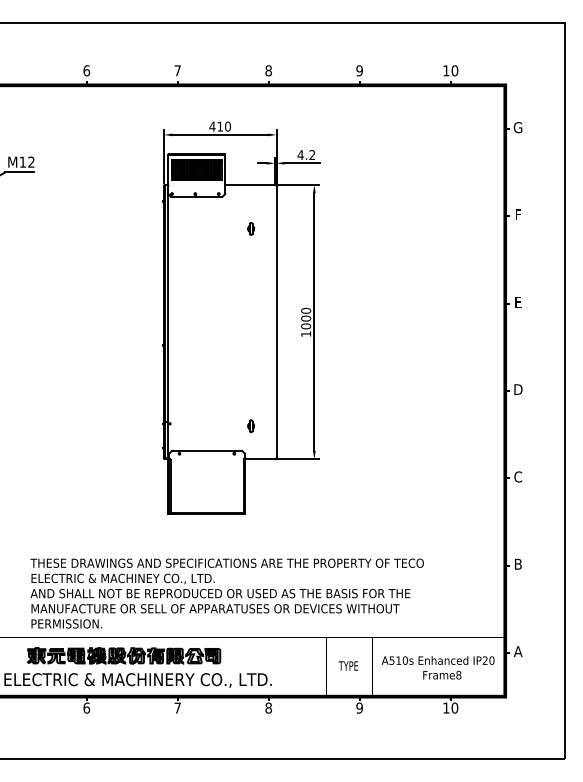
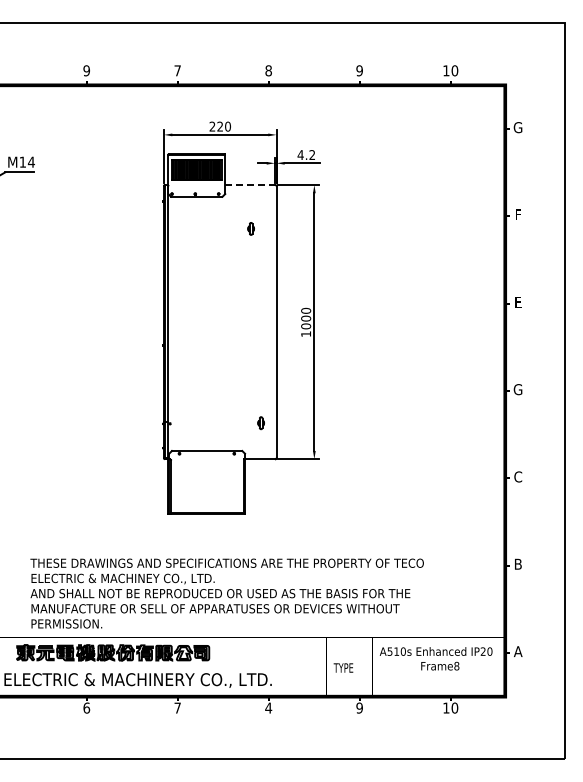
text: 6 -> 9 (86, 70)
text: 410 -> 220 (215, 126)
text: M12 -> M14 (30, 161)
line: solid -> dashed (250, 185)
text: D -> G (517, 389)
part position: (250, 426) -> (260, 423) (260, 423)
part position: (124, 655) -> (113, 652) (113, 652)
text position: (348, 665) -> (343, 667) (343, 667)
text position: (437, 667) -> (435, 658) (435, 658)
text: 8 -> 4 (268, 707)
